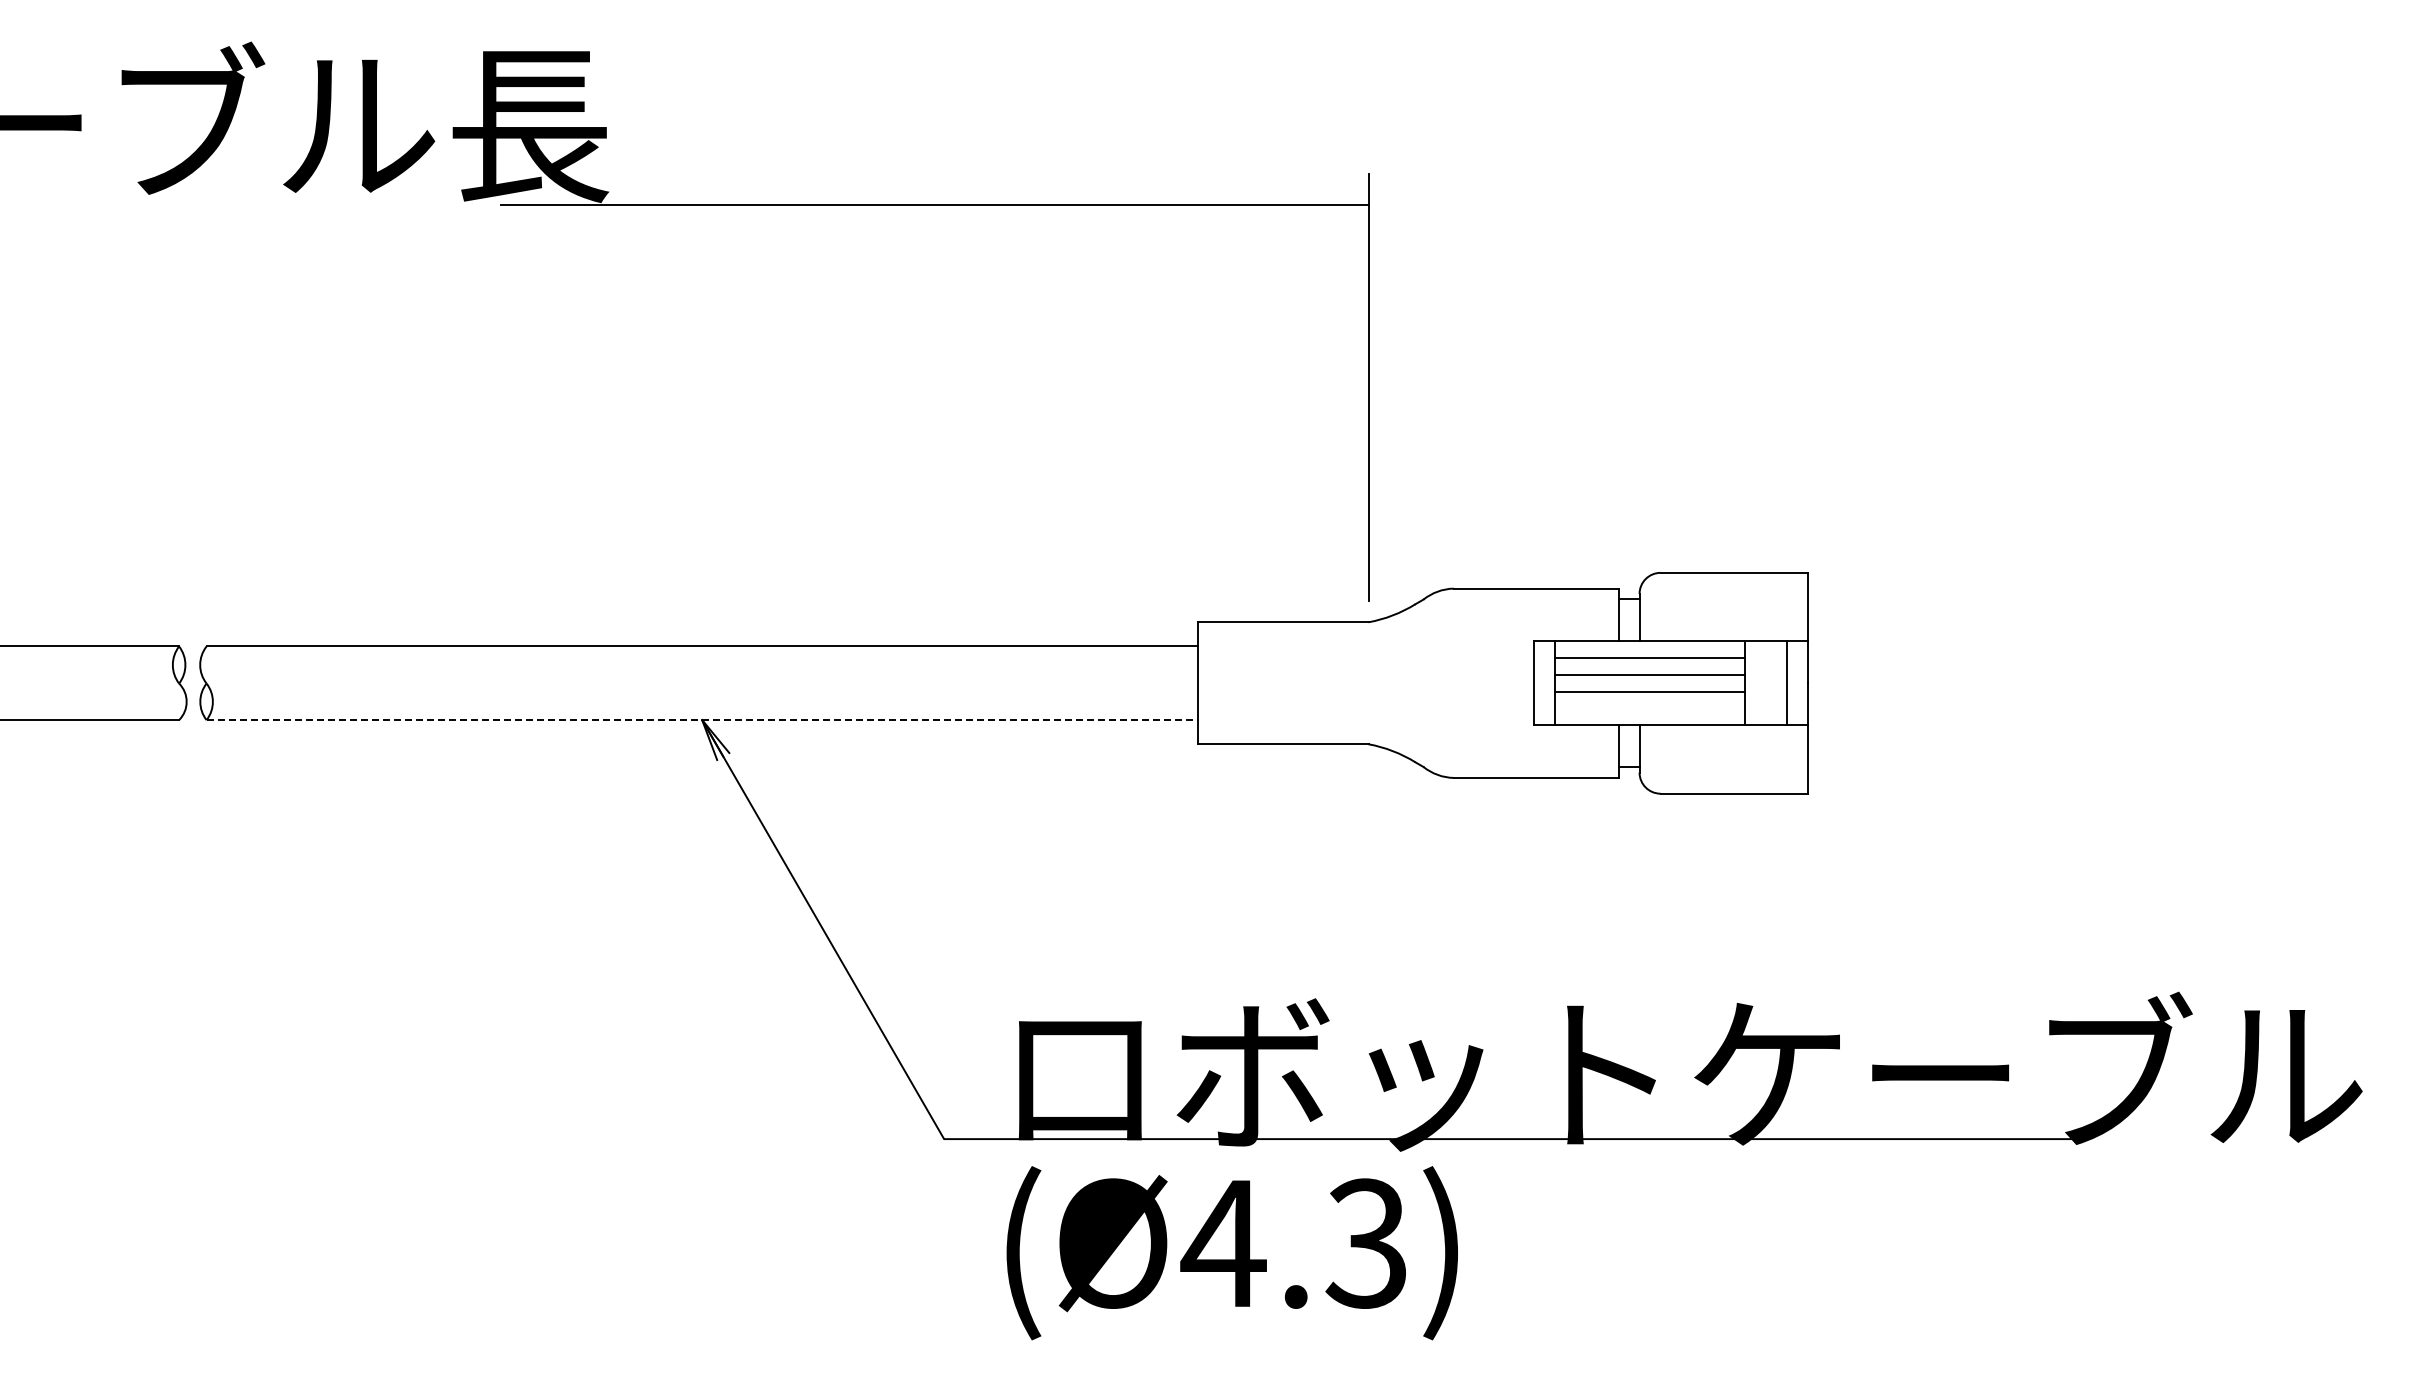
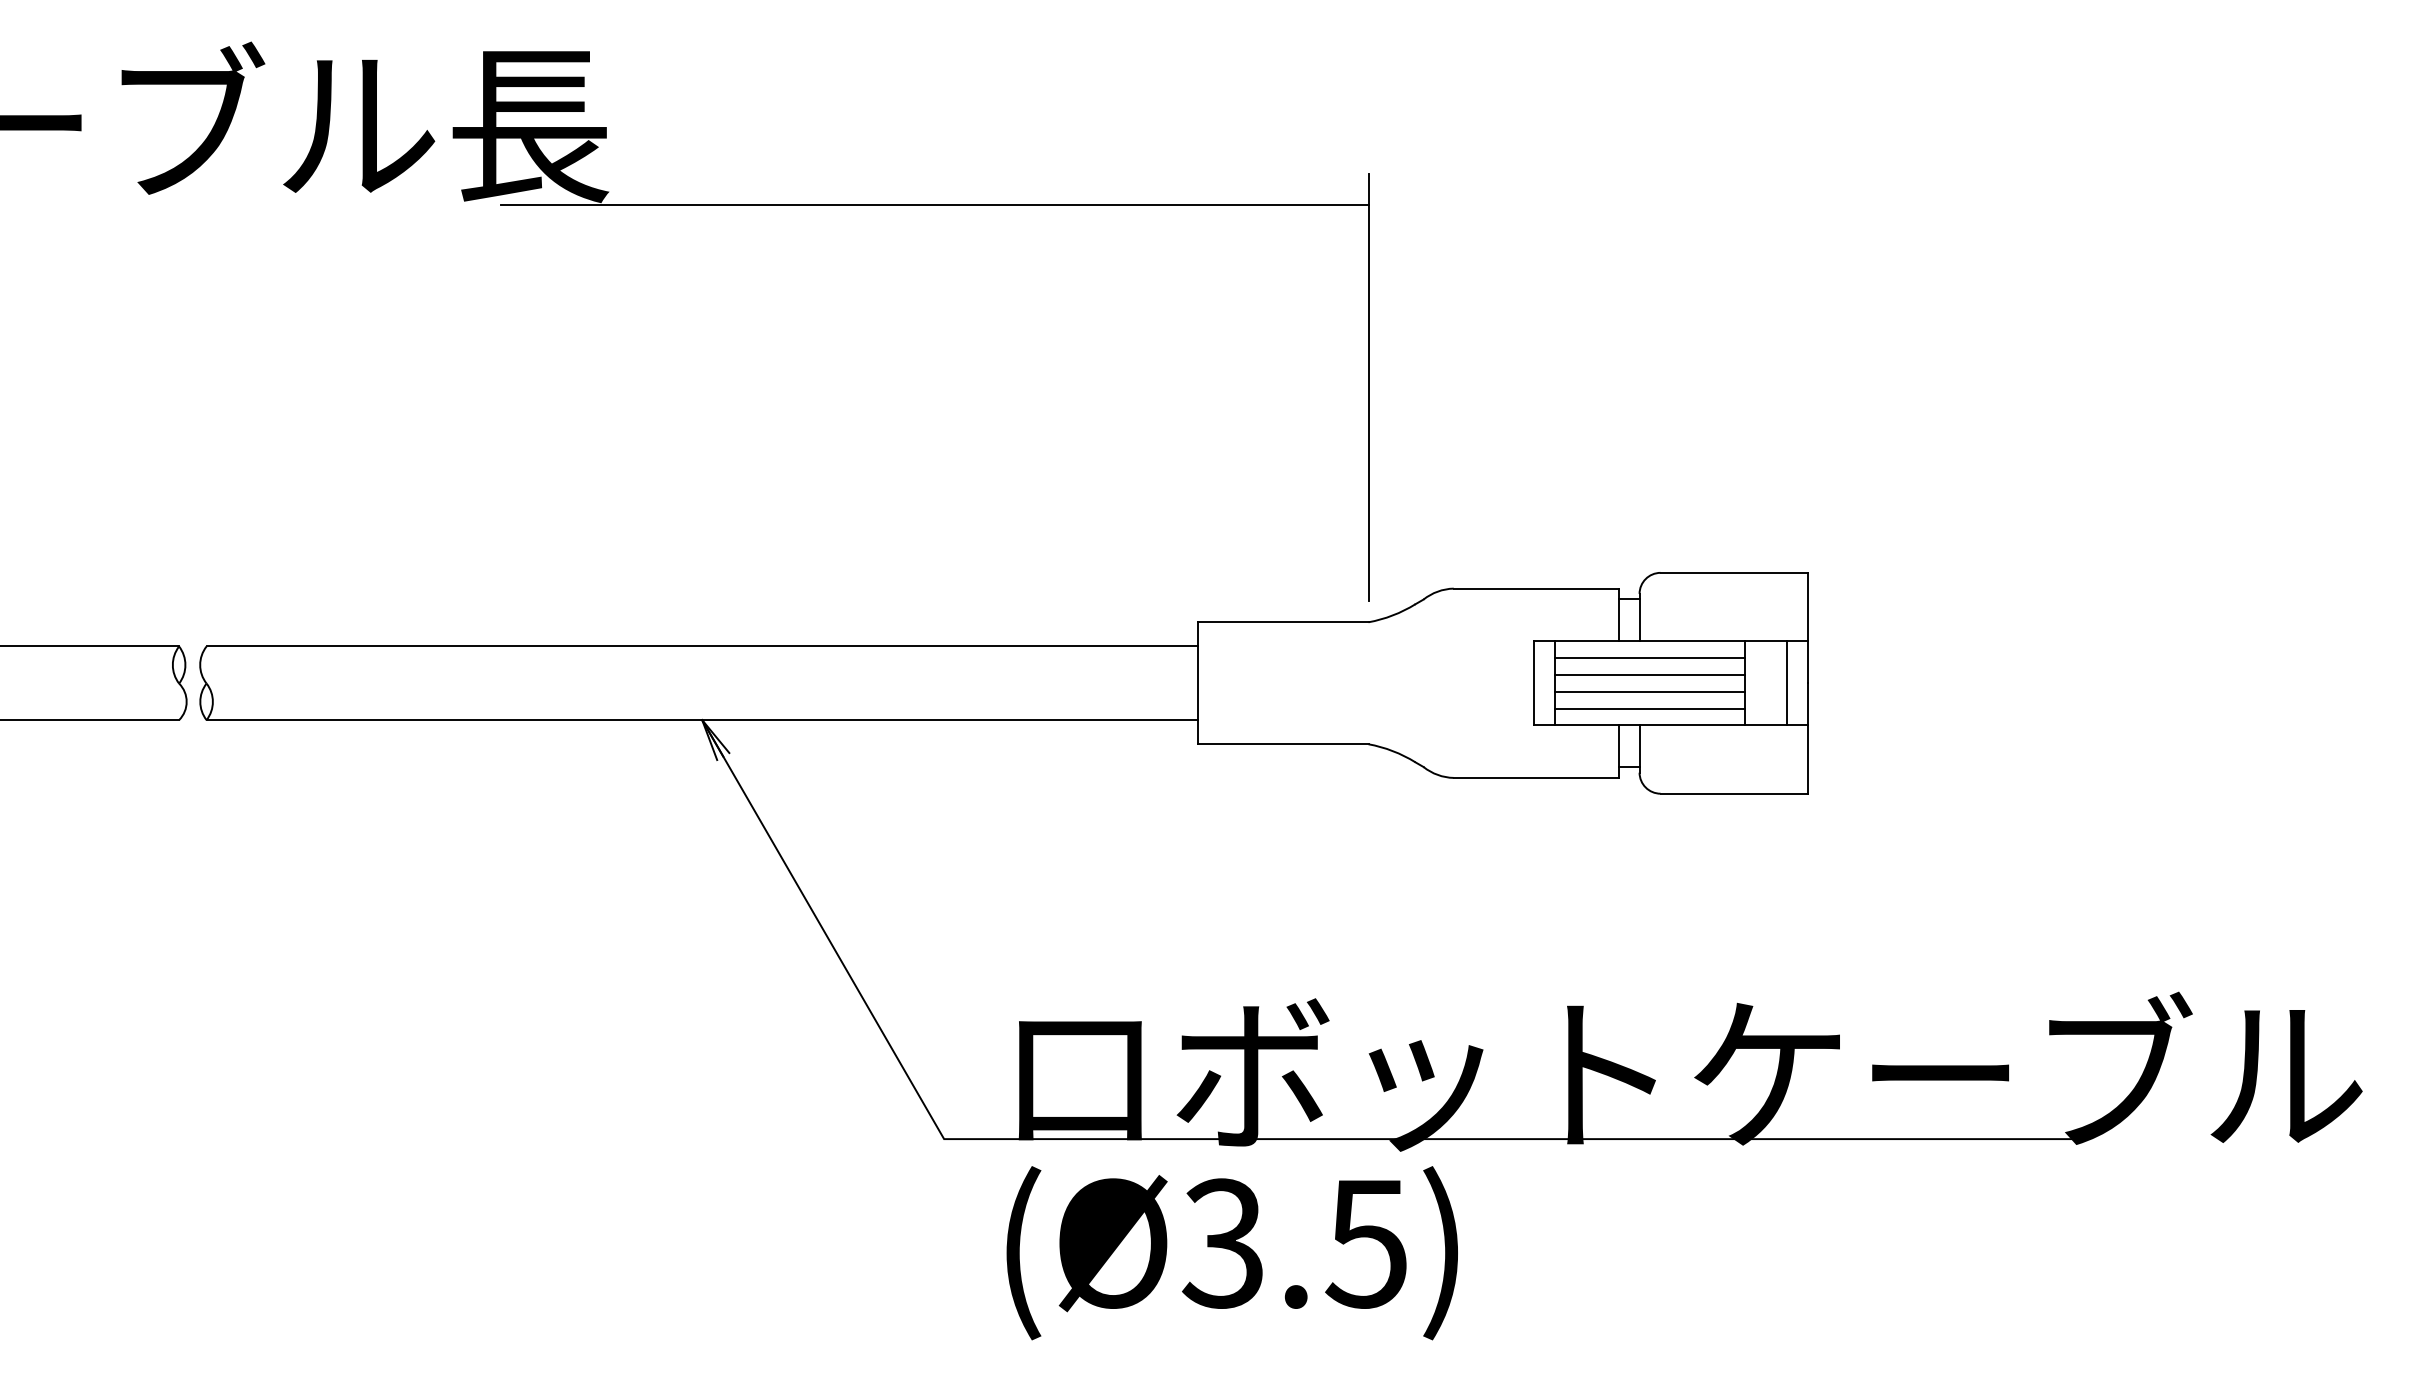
line: none -> present (1649, 708)
line: dashed -> solid (702, 720)
text: (Ø4.3) -> (Ø3.5) (1293, 1243)
